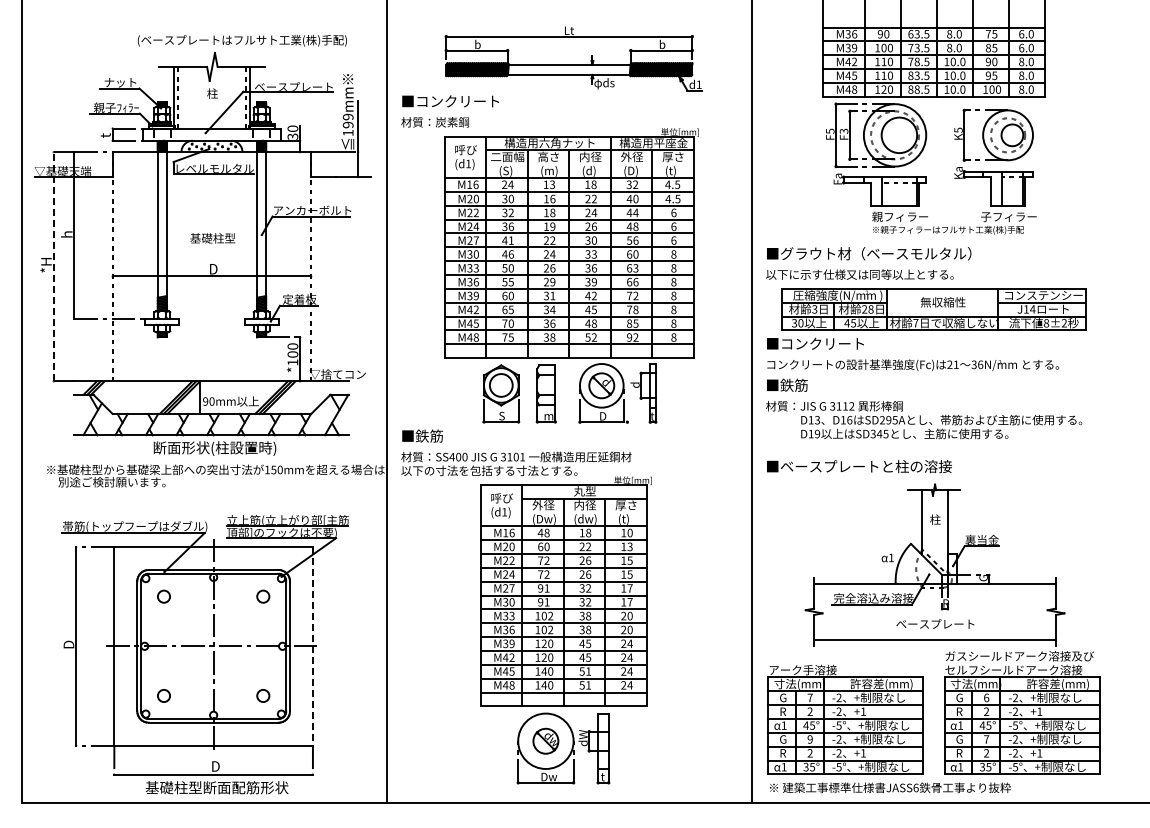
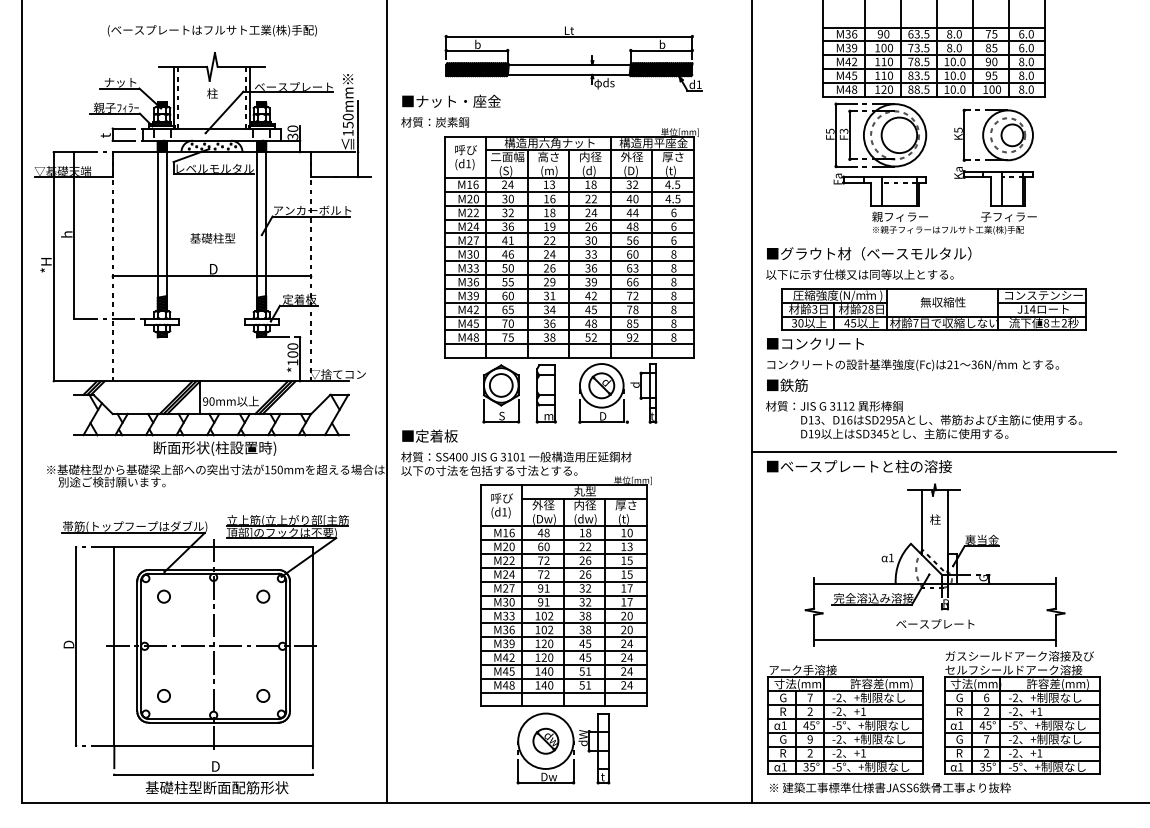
text position: (241, 40) -> (211, 30) (211, 30)
text: ■コンクリート -> ■ナット・座金 (458, 100)
text: 199mm -> 150mm (347, 120)
line: dashed -> solid (53, 266)
text: ■鉄筋 -> ■定着板 (436, 435)
line: none -> present (933, 451)
line: dashed -> solid (312, 646)
